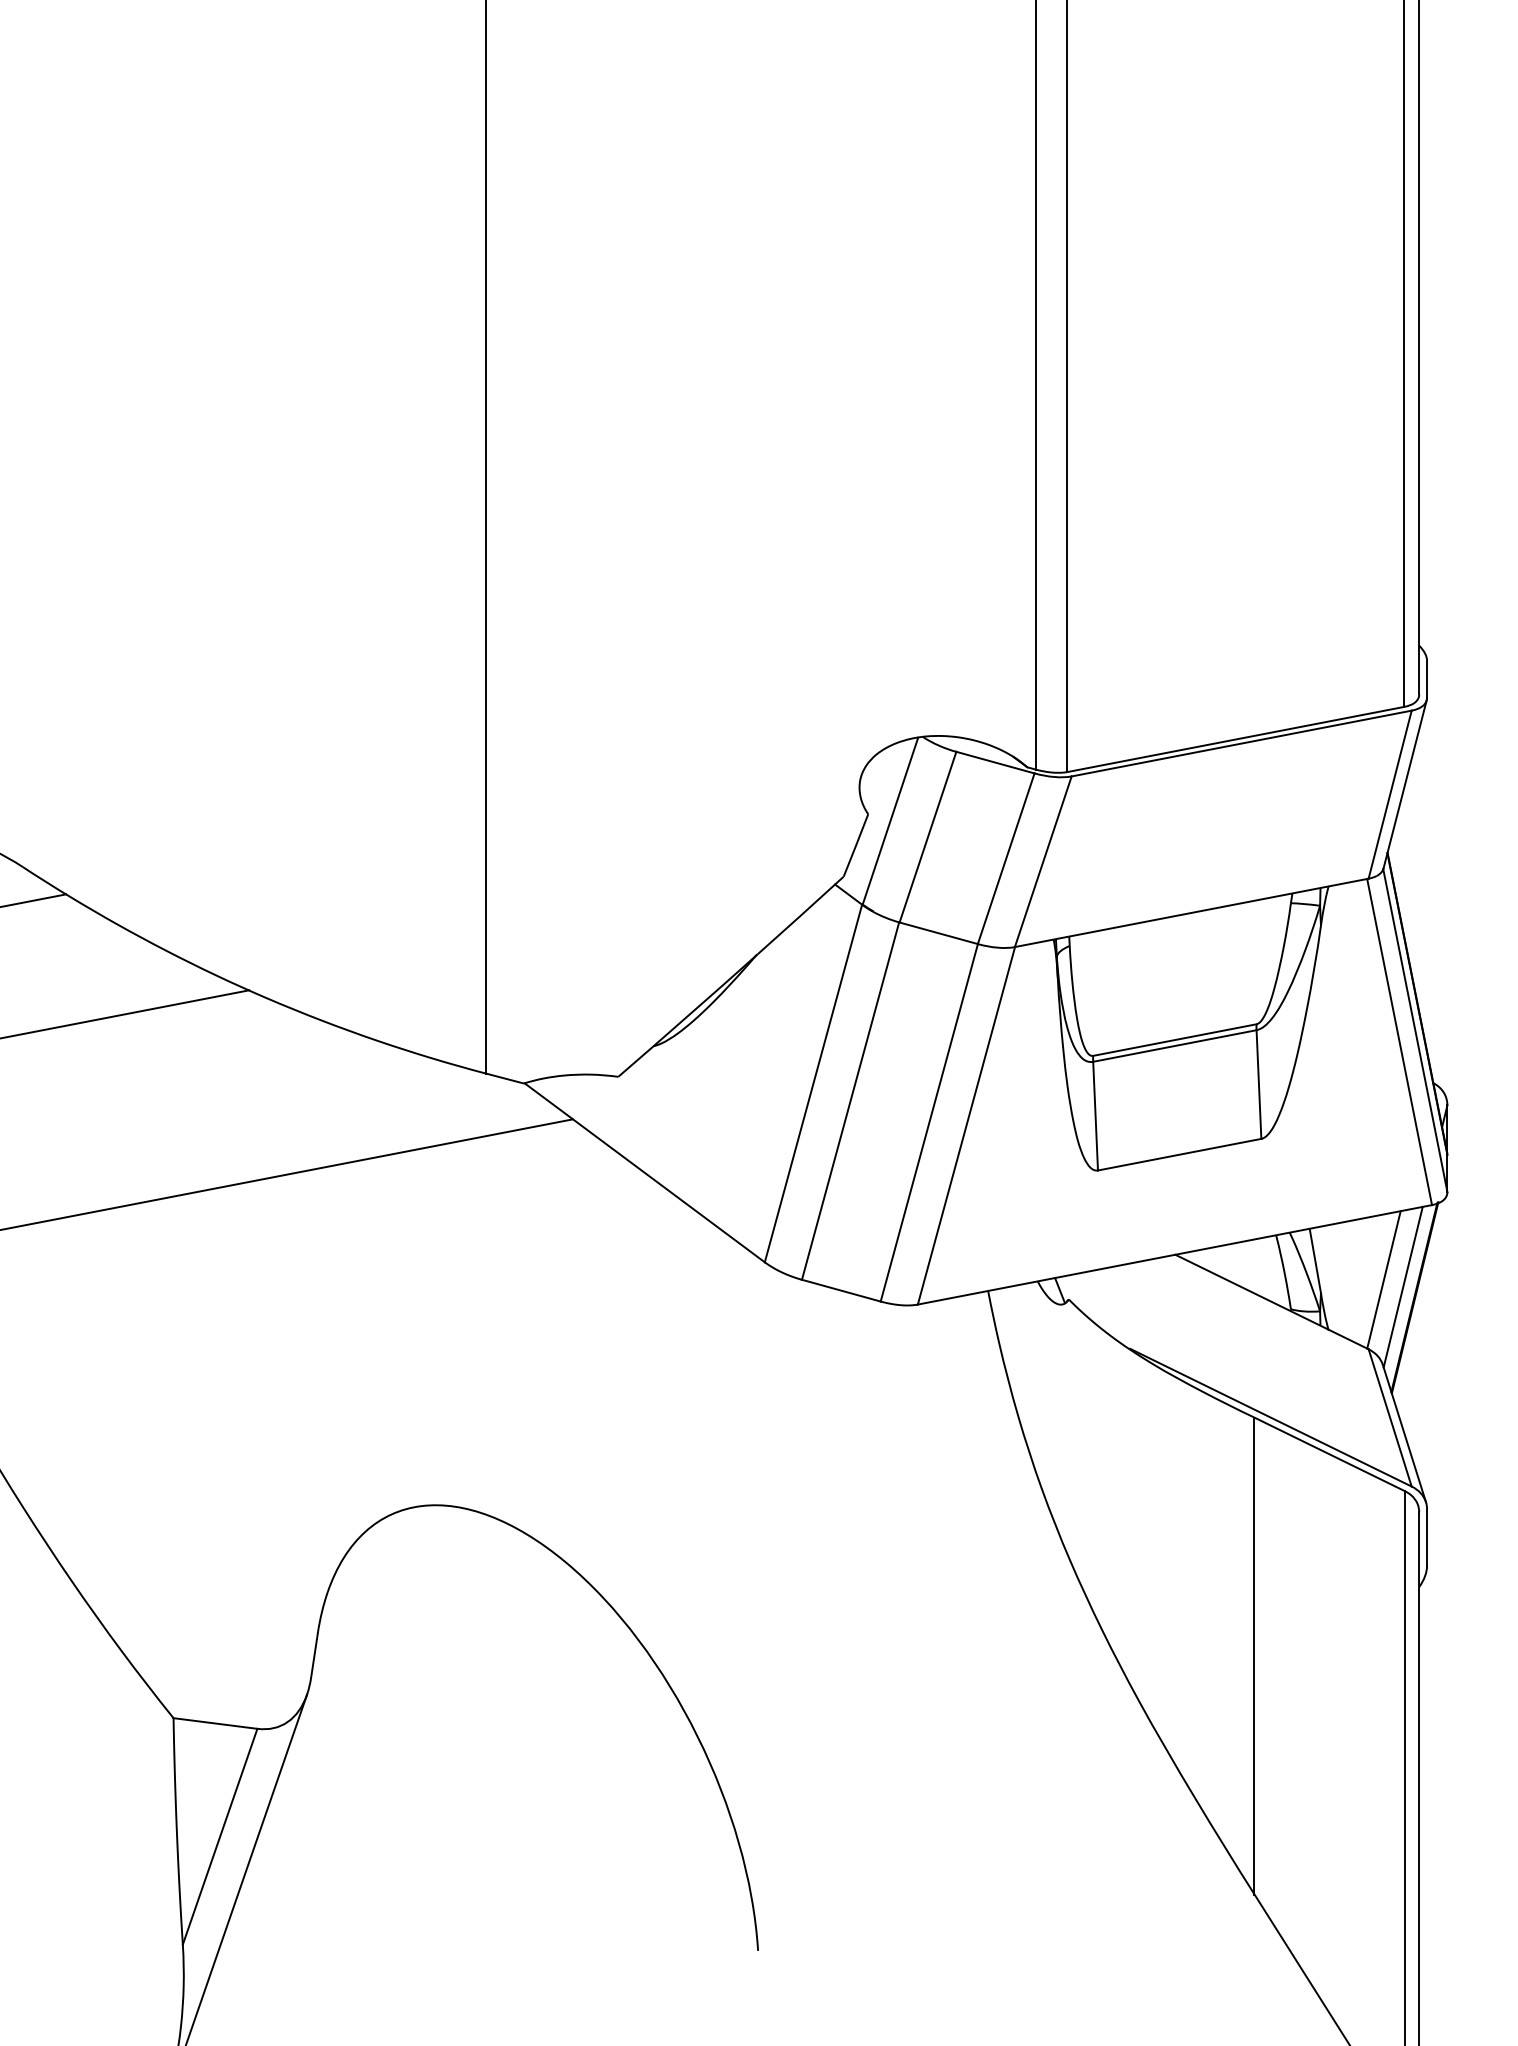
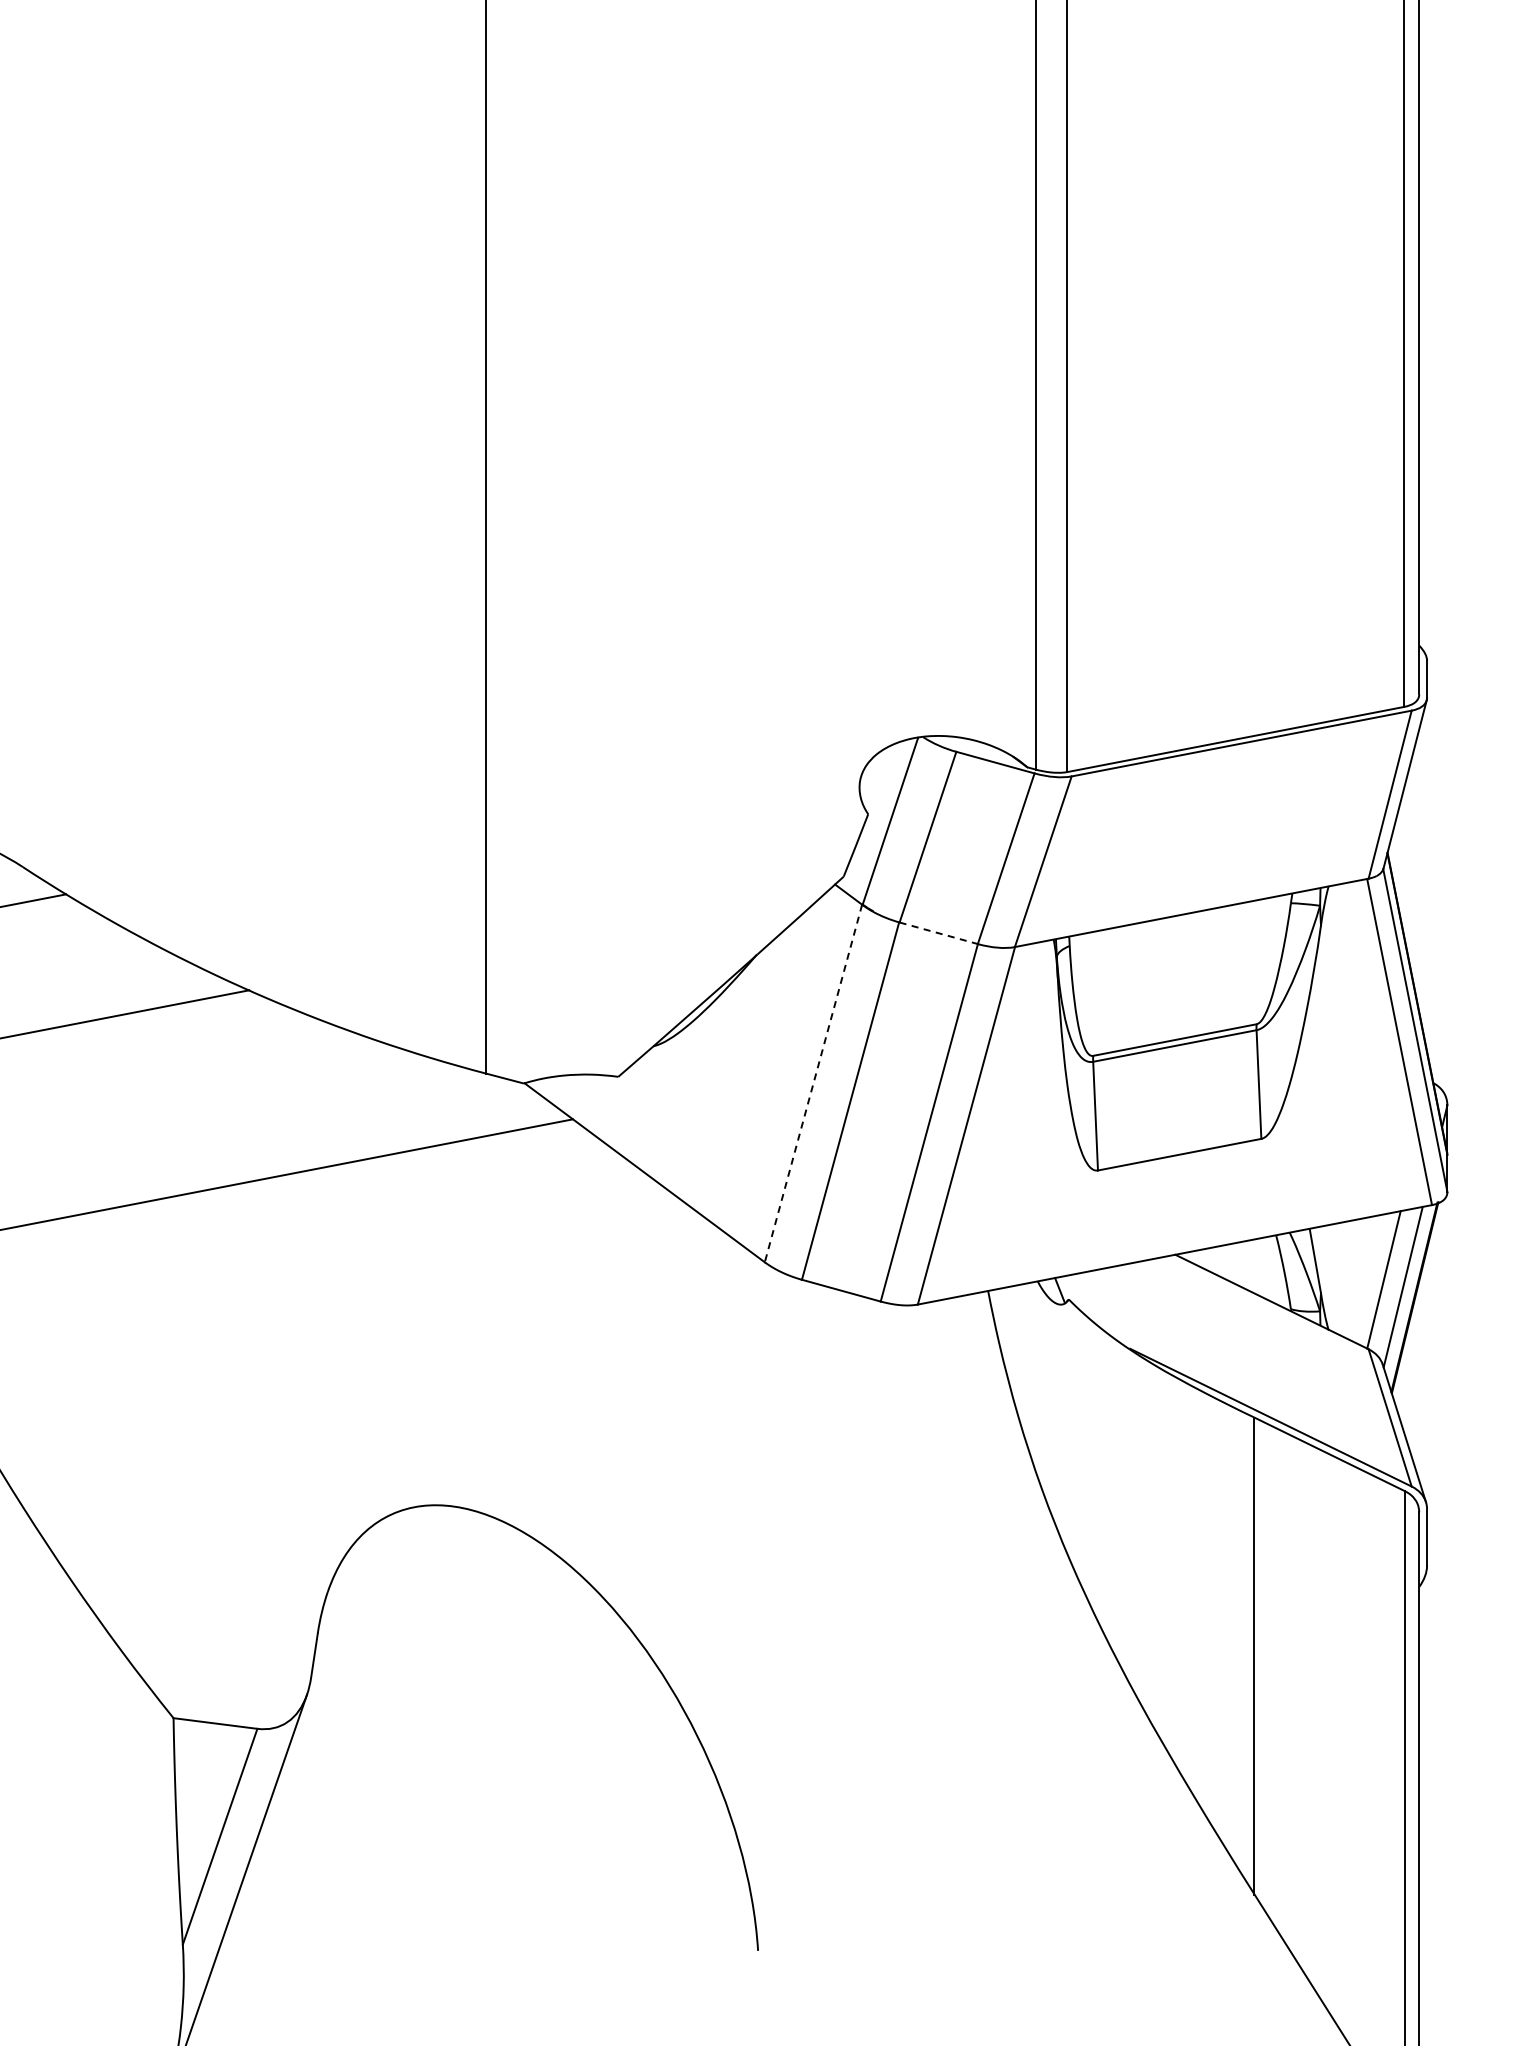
line: solid -> dashed (938, 933)
line: solid -> dashed (813, 1083)
